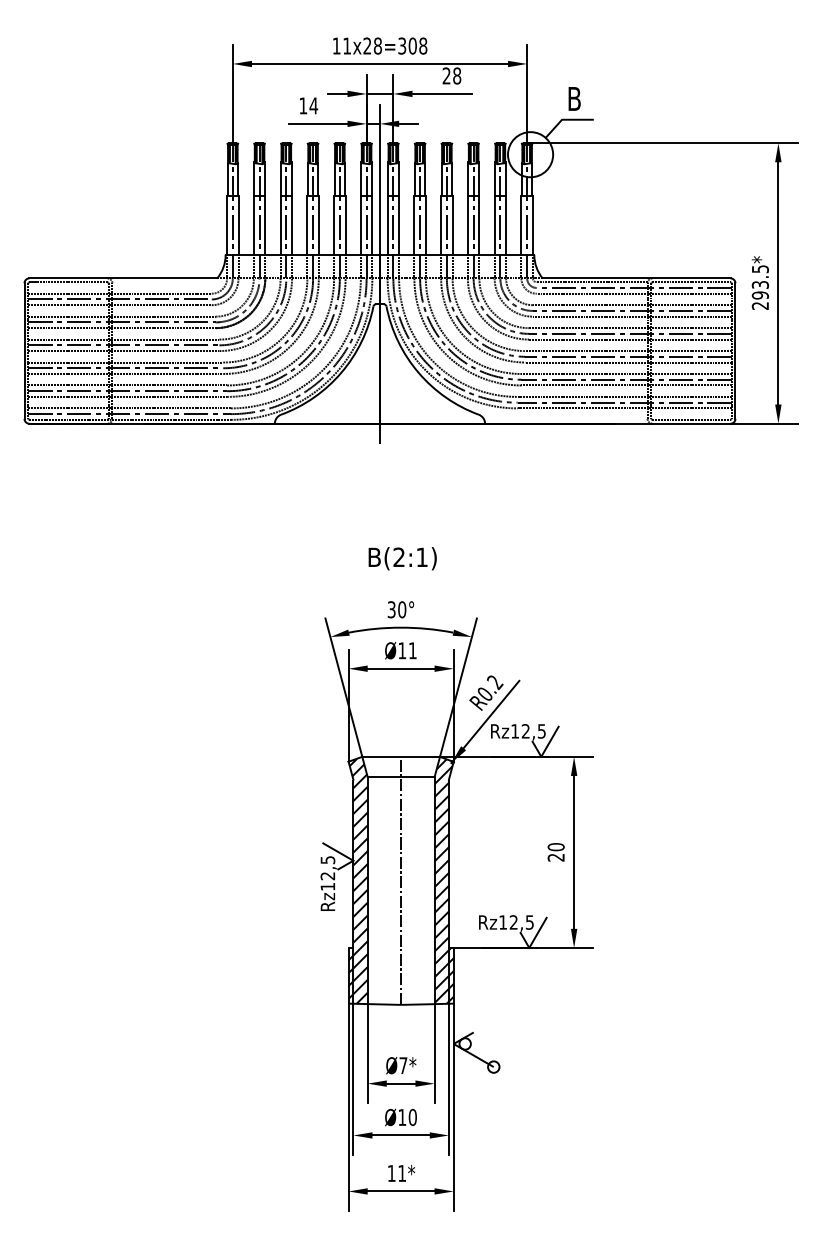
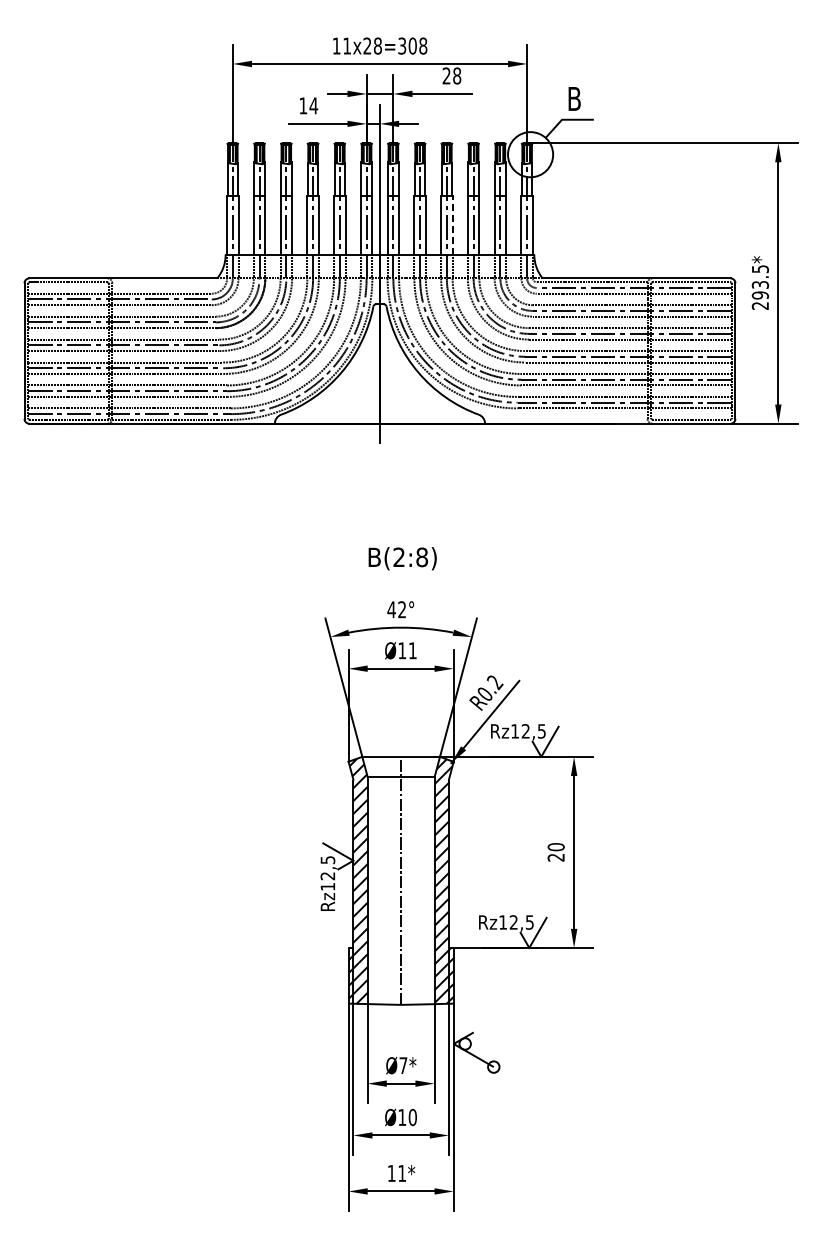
line: solid -> dashed (452, 224)
text: B(2:1) -> B(2:8) (422, 557)
text: 30° -> 42° (396, 609)
